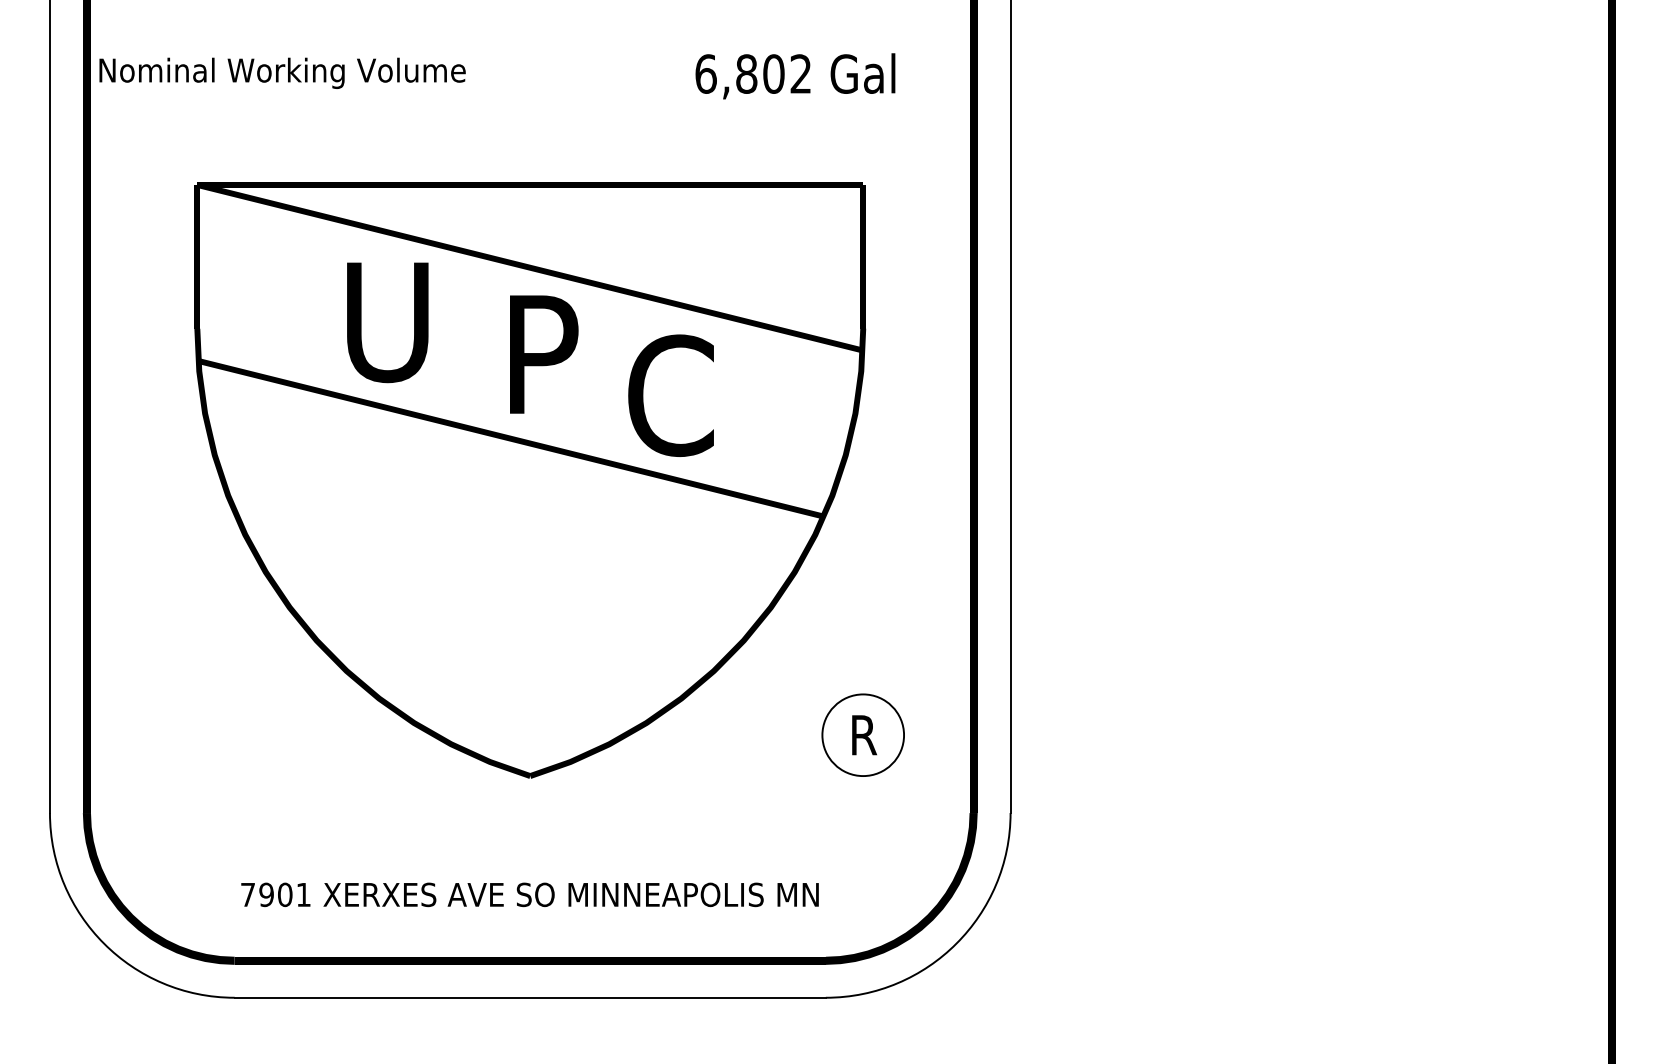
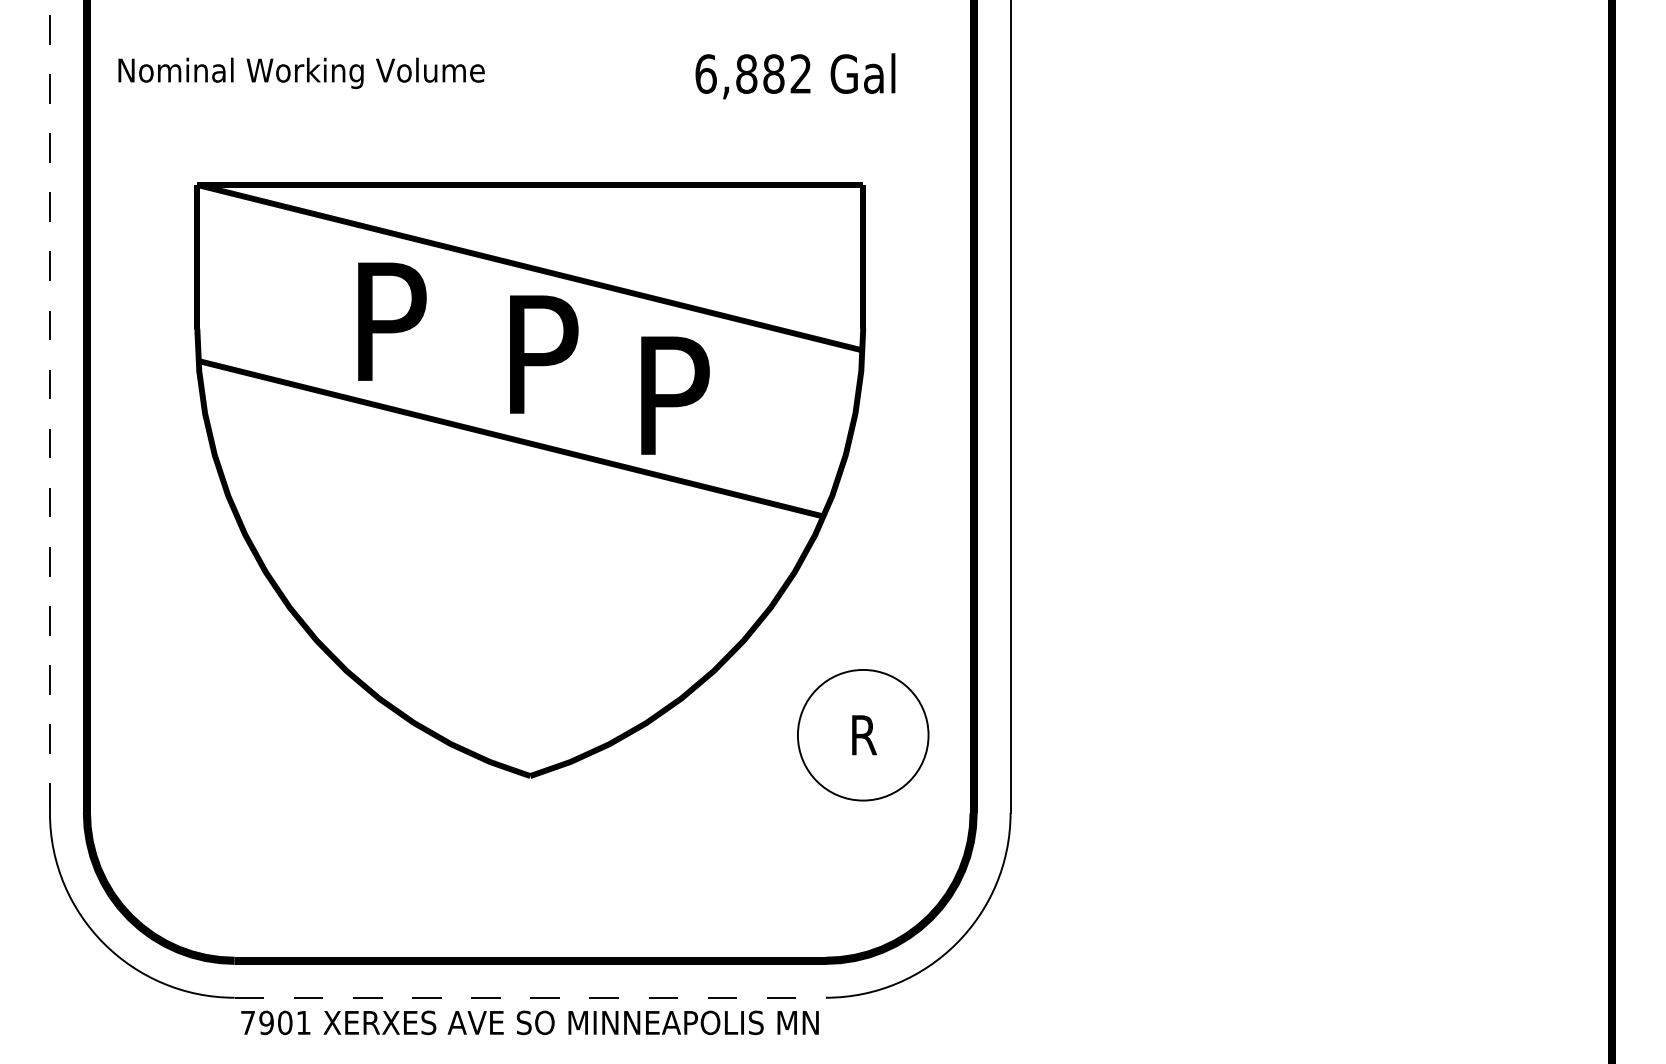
text position: (282, 72) -> (301, 72) (301, 72)
text: 6,802 -> 6,882 (773, 73)
text: U -> P (387, 322)
text: C -> P (670, 395)
line: solid -> dashed (49, 406)
circle diameter: 82 px -> 131 px (862, 734)
text position: (529, 894) -> (529, 1022) (529, 1022)
line: solid -> dashed (530, 997)
